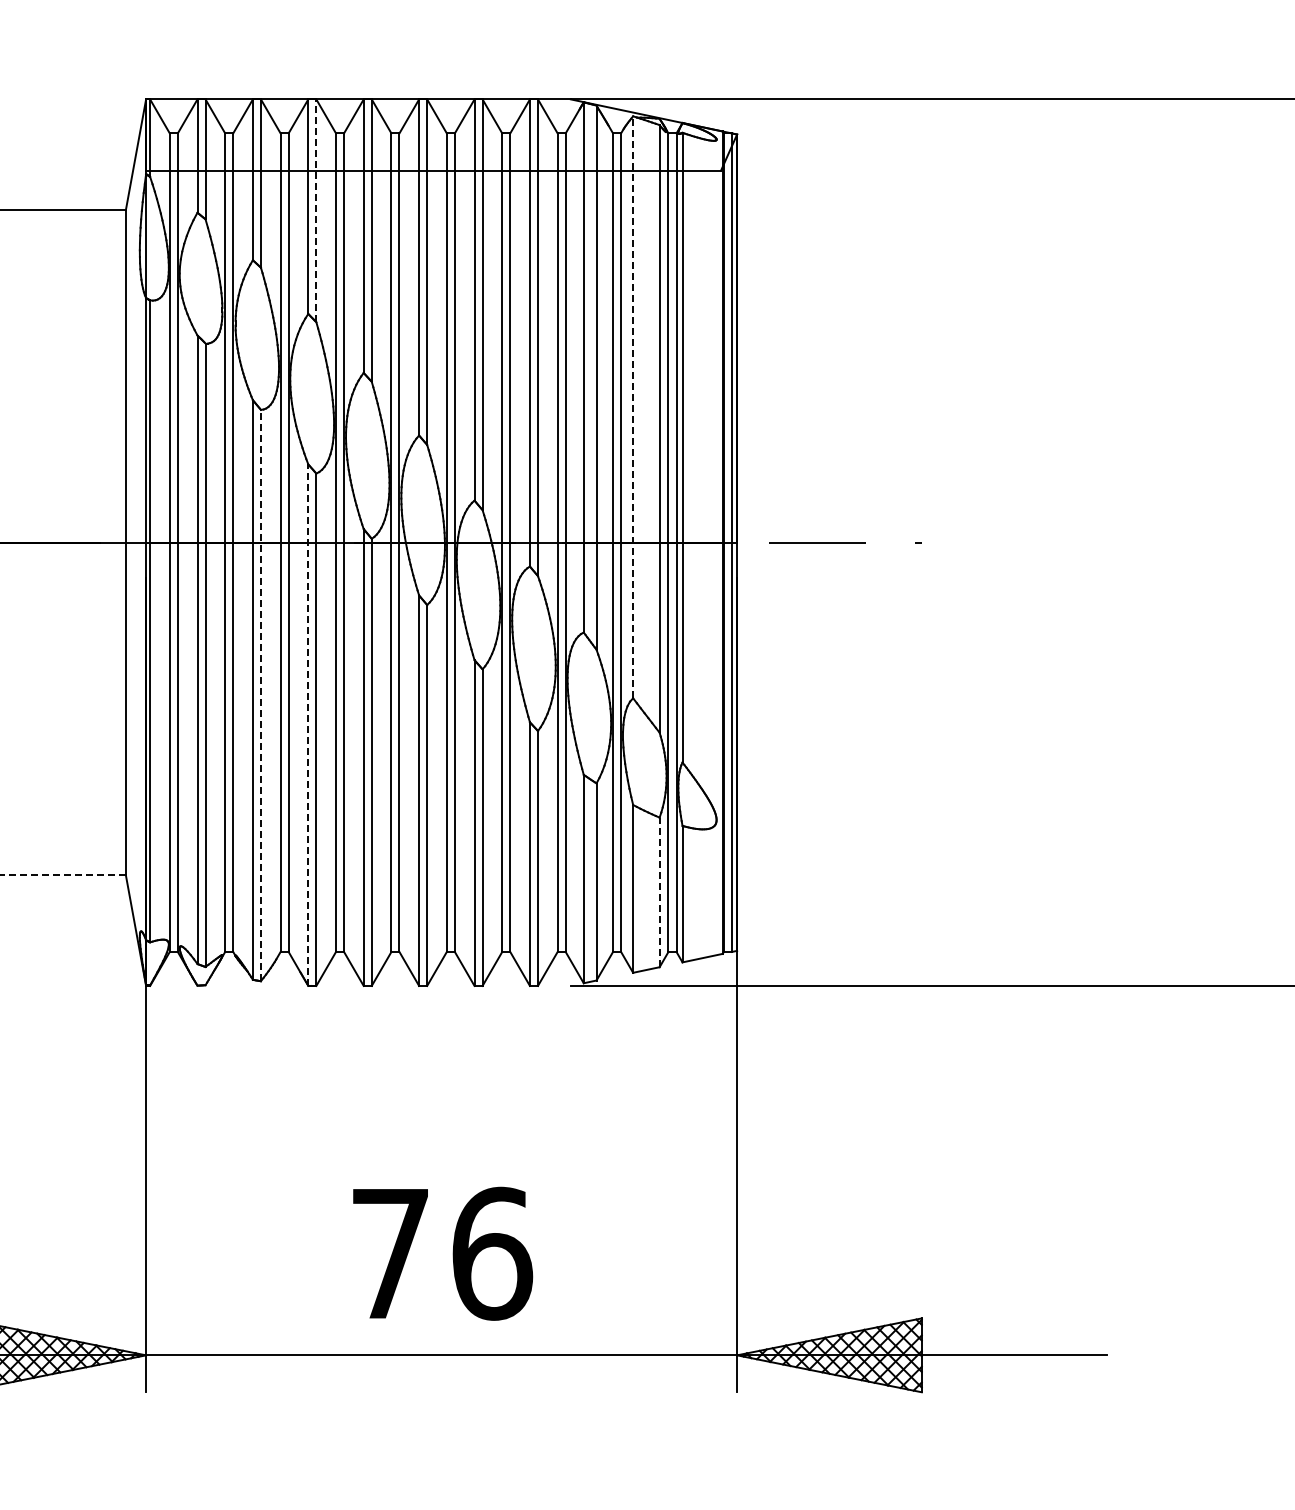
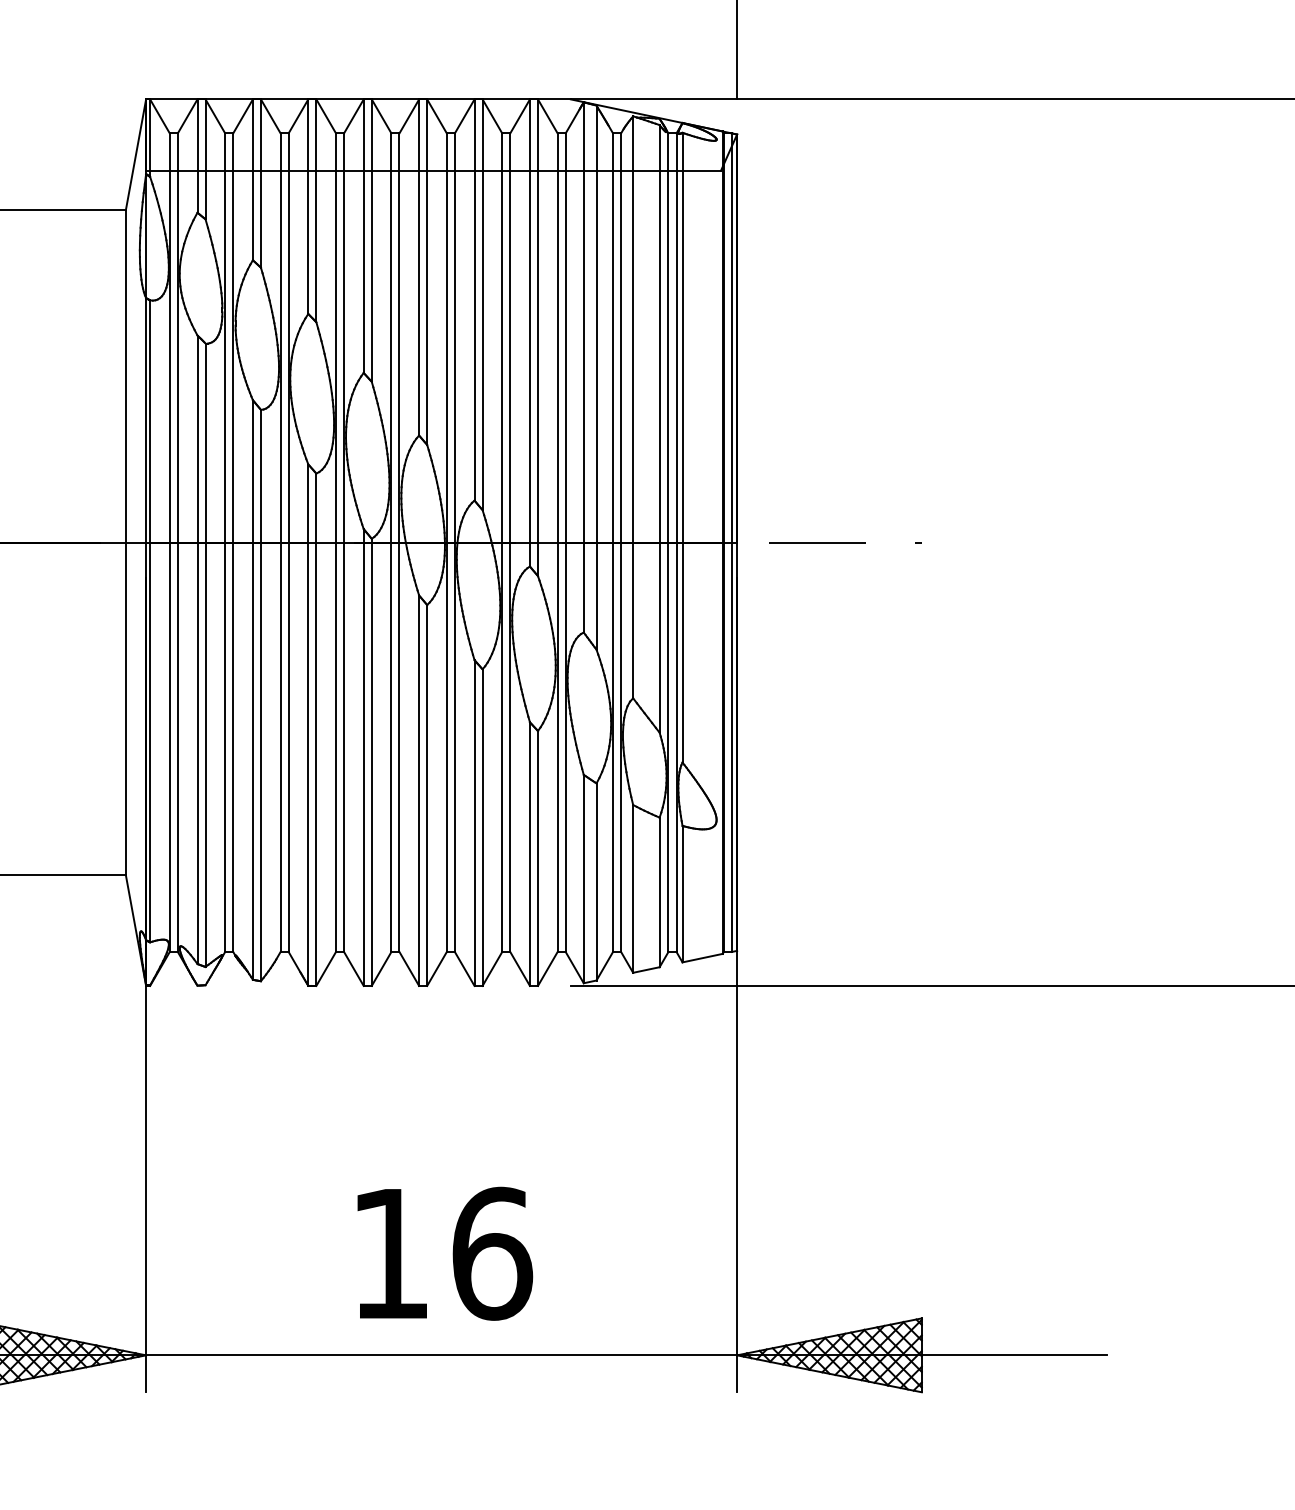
line: none -> present (737, 50)
line: dashed -> solid (316, 210)
line: dashed -> solid (633, 407)
line: dashed -> solid (260, 695)
line: dashed -> solid (308, 725)
line: dashed -> solid (63, 875)
line: dashed -> solid (659, 892)
text: 76 -> 16 (390, 1253)
